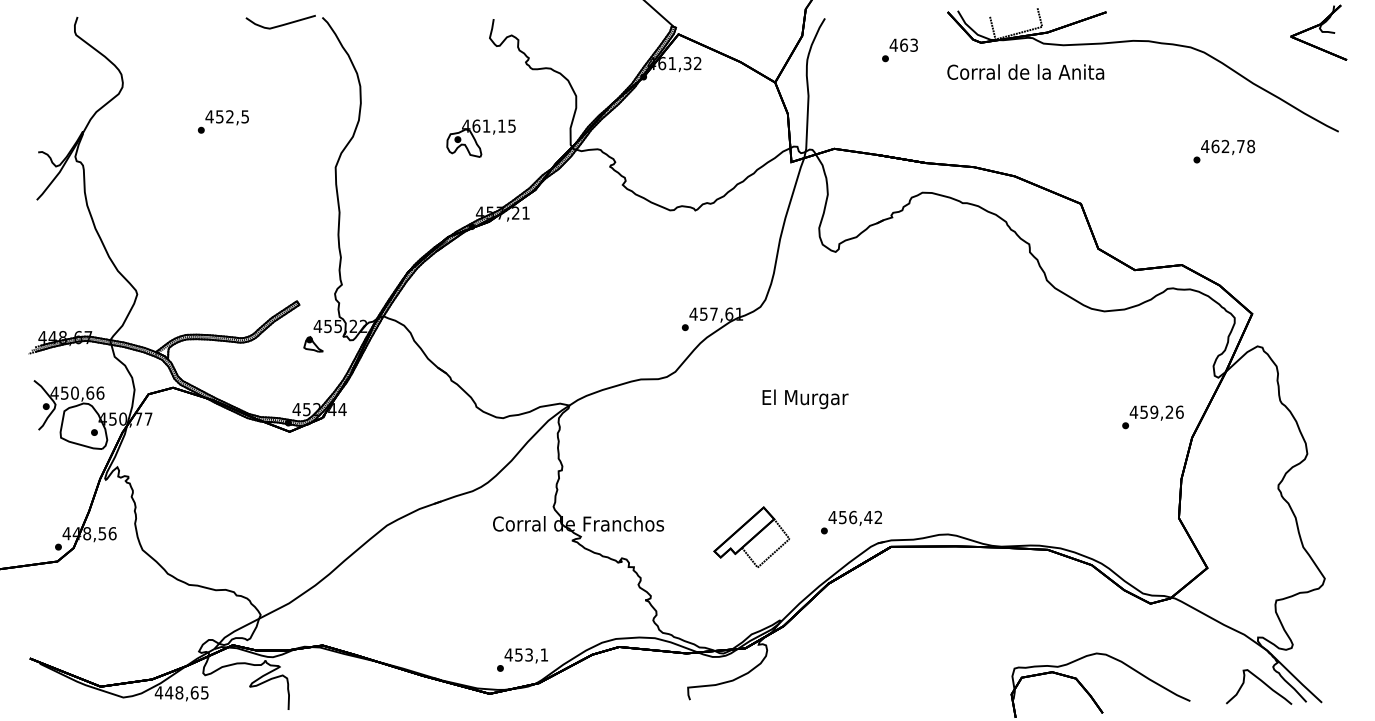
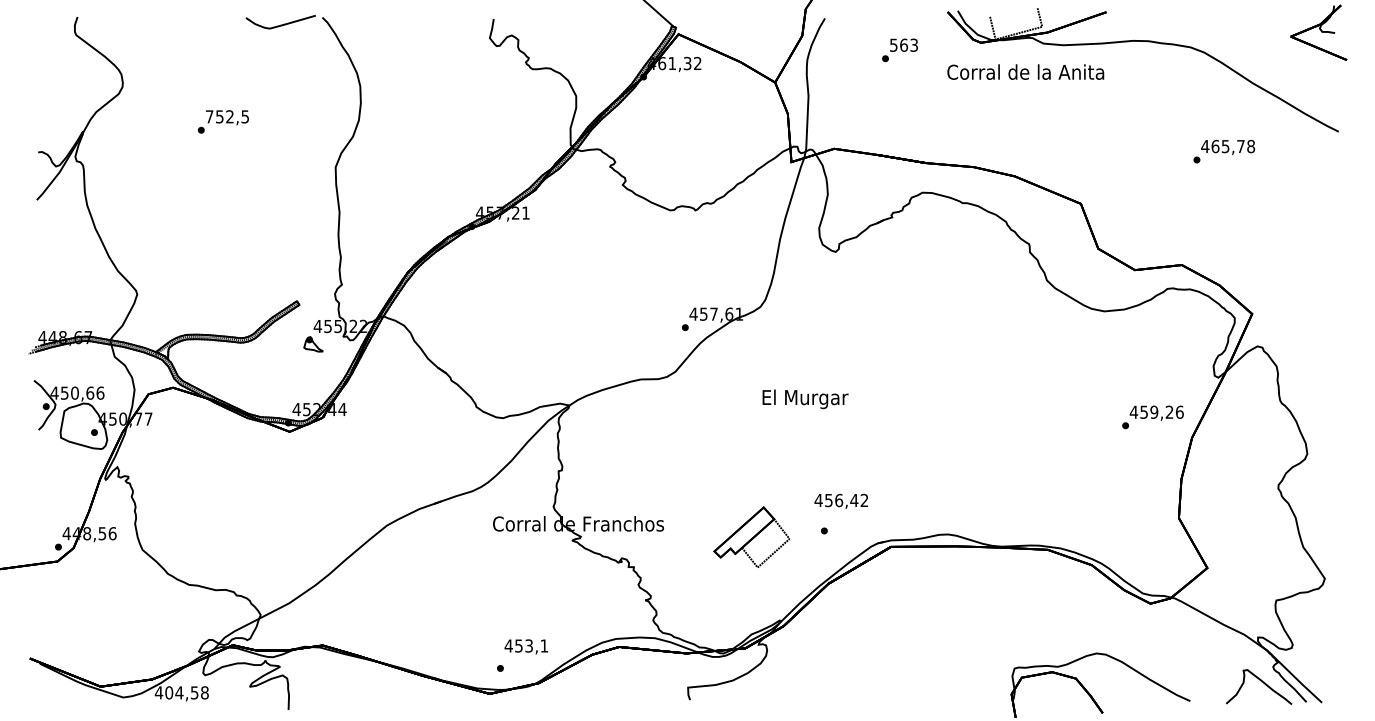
text: 463 -> 563 (893, 44)
text: 452,5 -> 752,5 (209, 116)
part: present -> none (480, 138)
text: 462,78 -> 465,78 (1225, 146)
text position: (854, 517) -> (840, 500) (840, 500)
text position: (525, 655) -> (525, 646) (525, 646)
text: 448,65 -> 404,58 (186, 692)
